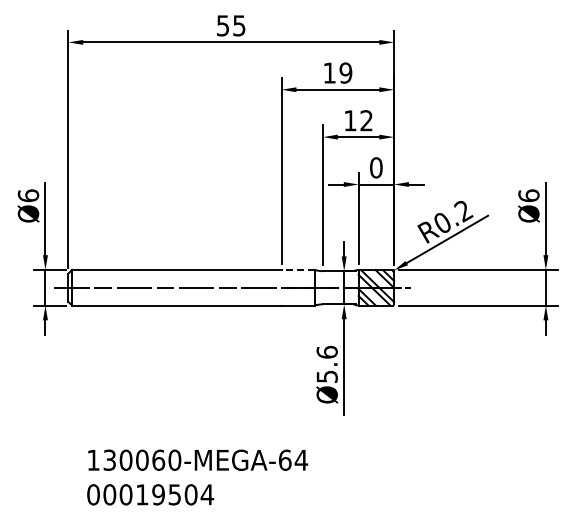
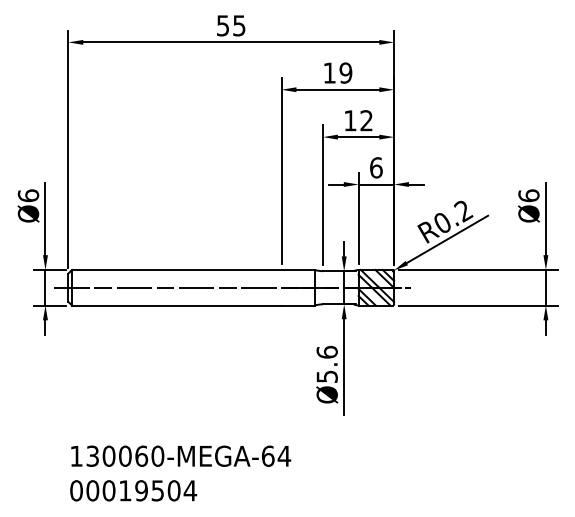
text: 0 -> 6 (376, 167)
line: dashed -> solid (298, 269)
text position: (197, 477) -> (180, 473) (180, 473)
